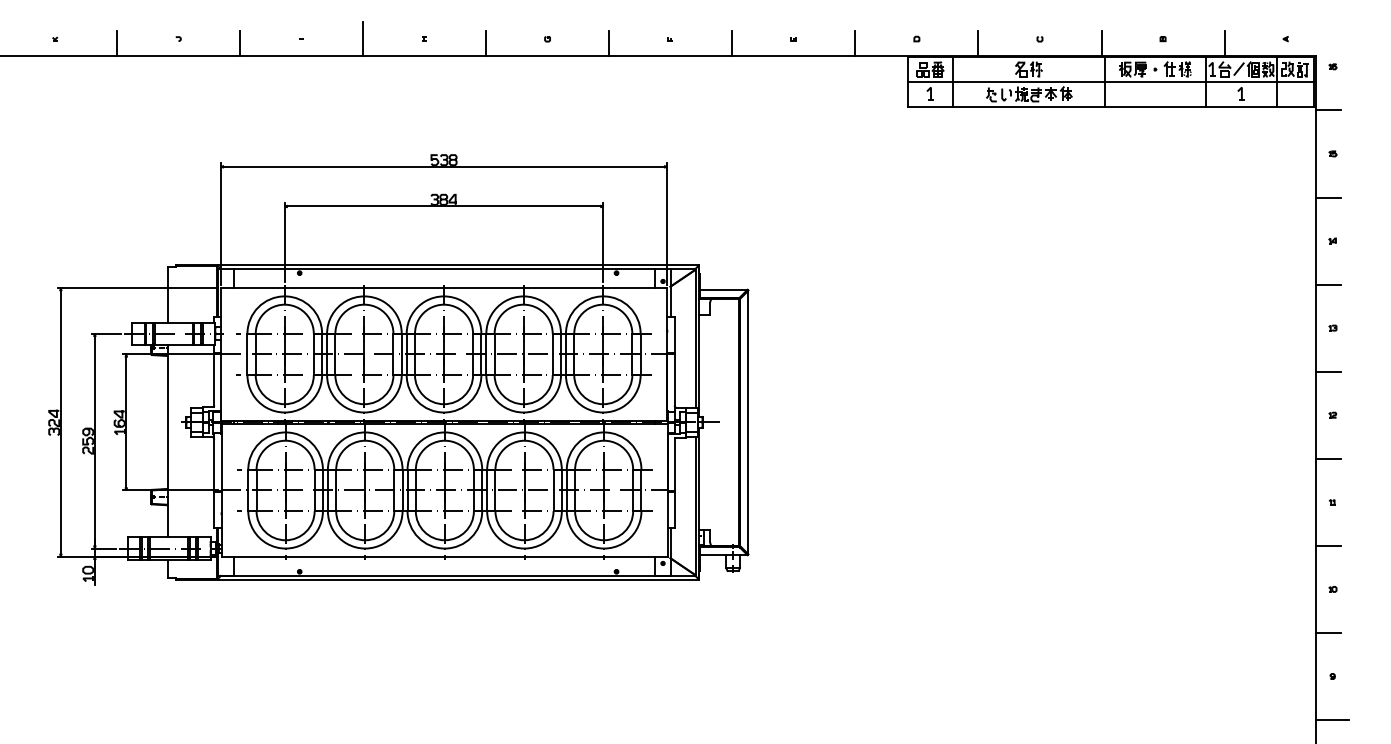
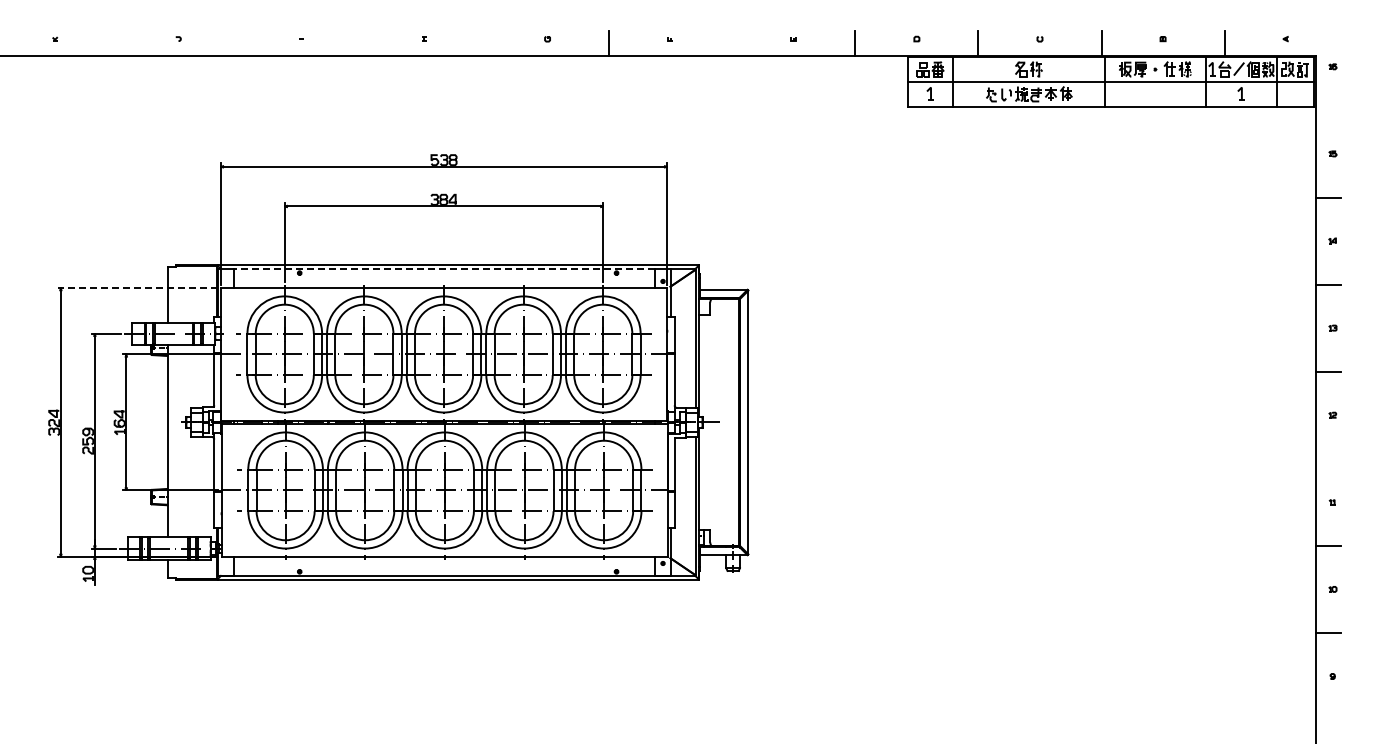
line: present -> none (363, 38)
line: present -> none (116, 42)
line: present -> none (239, 42)
line: present -> none (486, 42)
line: present -> none (732, 42)
line: present -> none (1328, 110)
line: solid -> dashed (443, 269)
line: solid -> dashed (137, 288)
line: present -> none (1328, 458)
line: present -> none (1332, 720)
